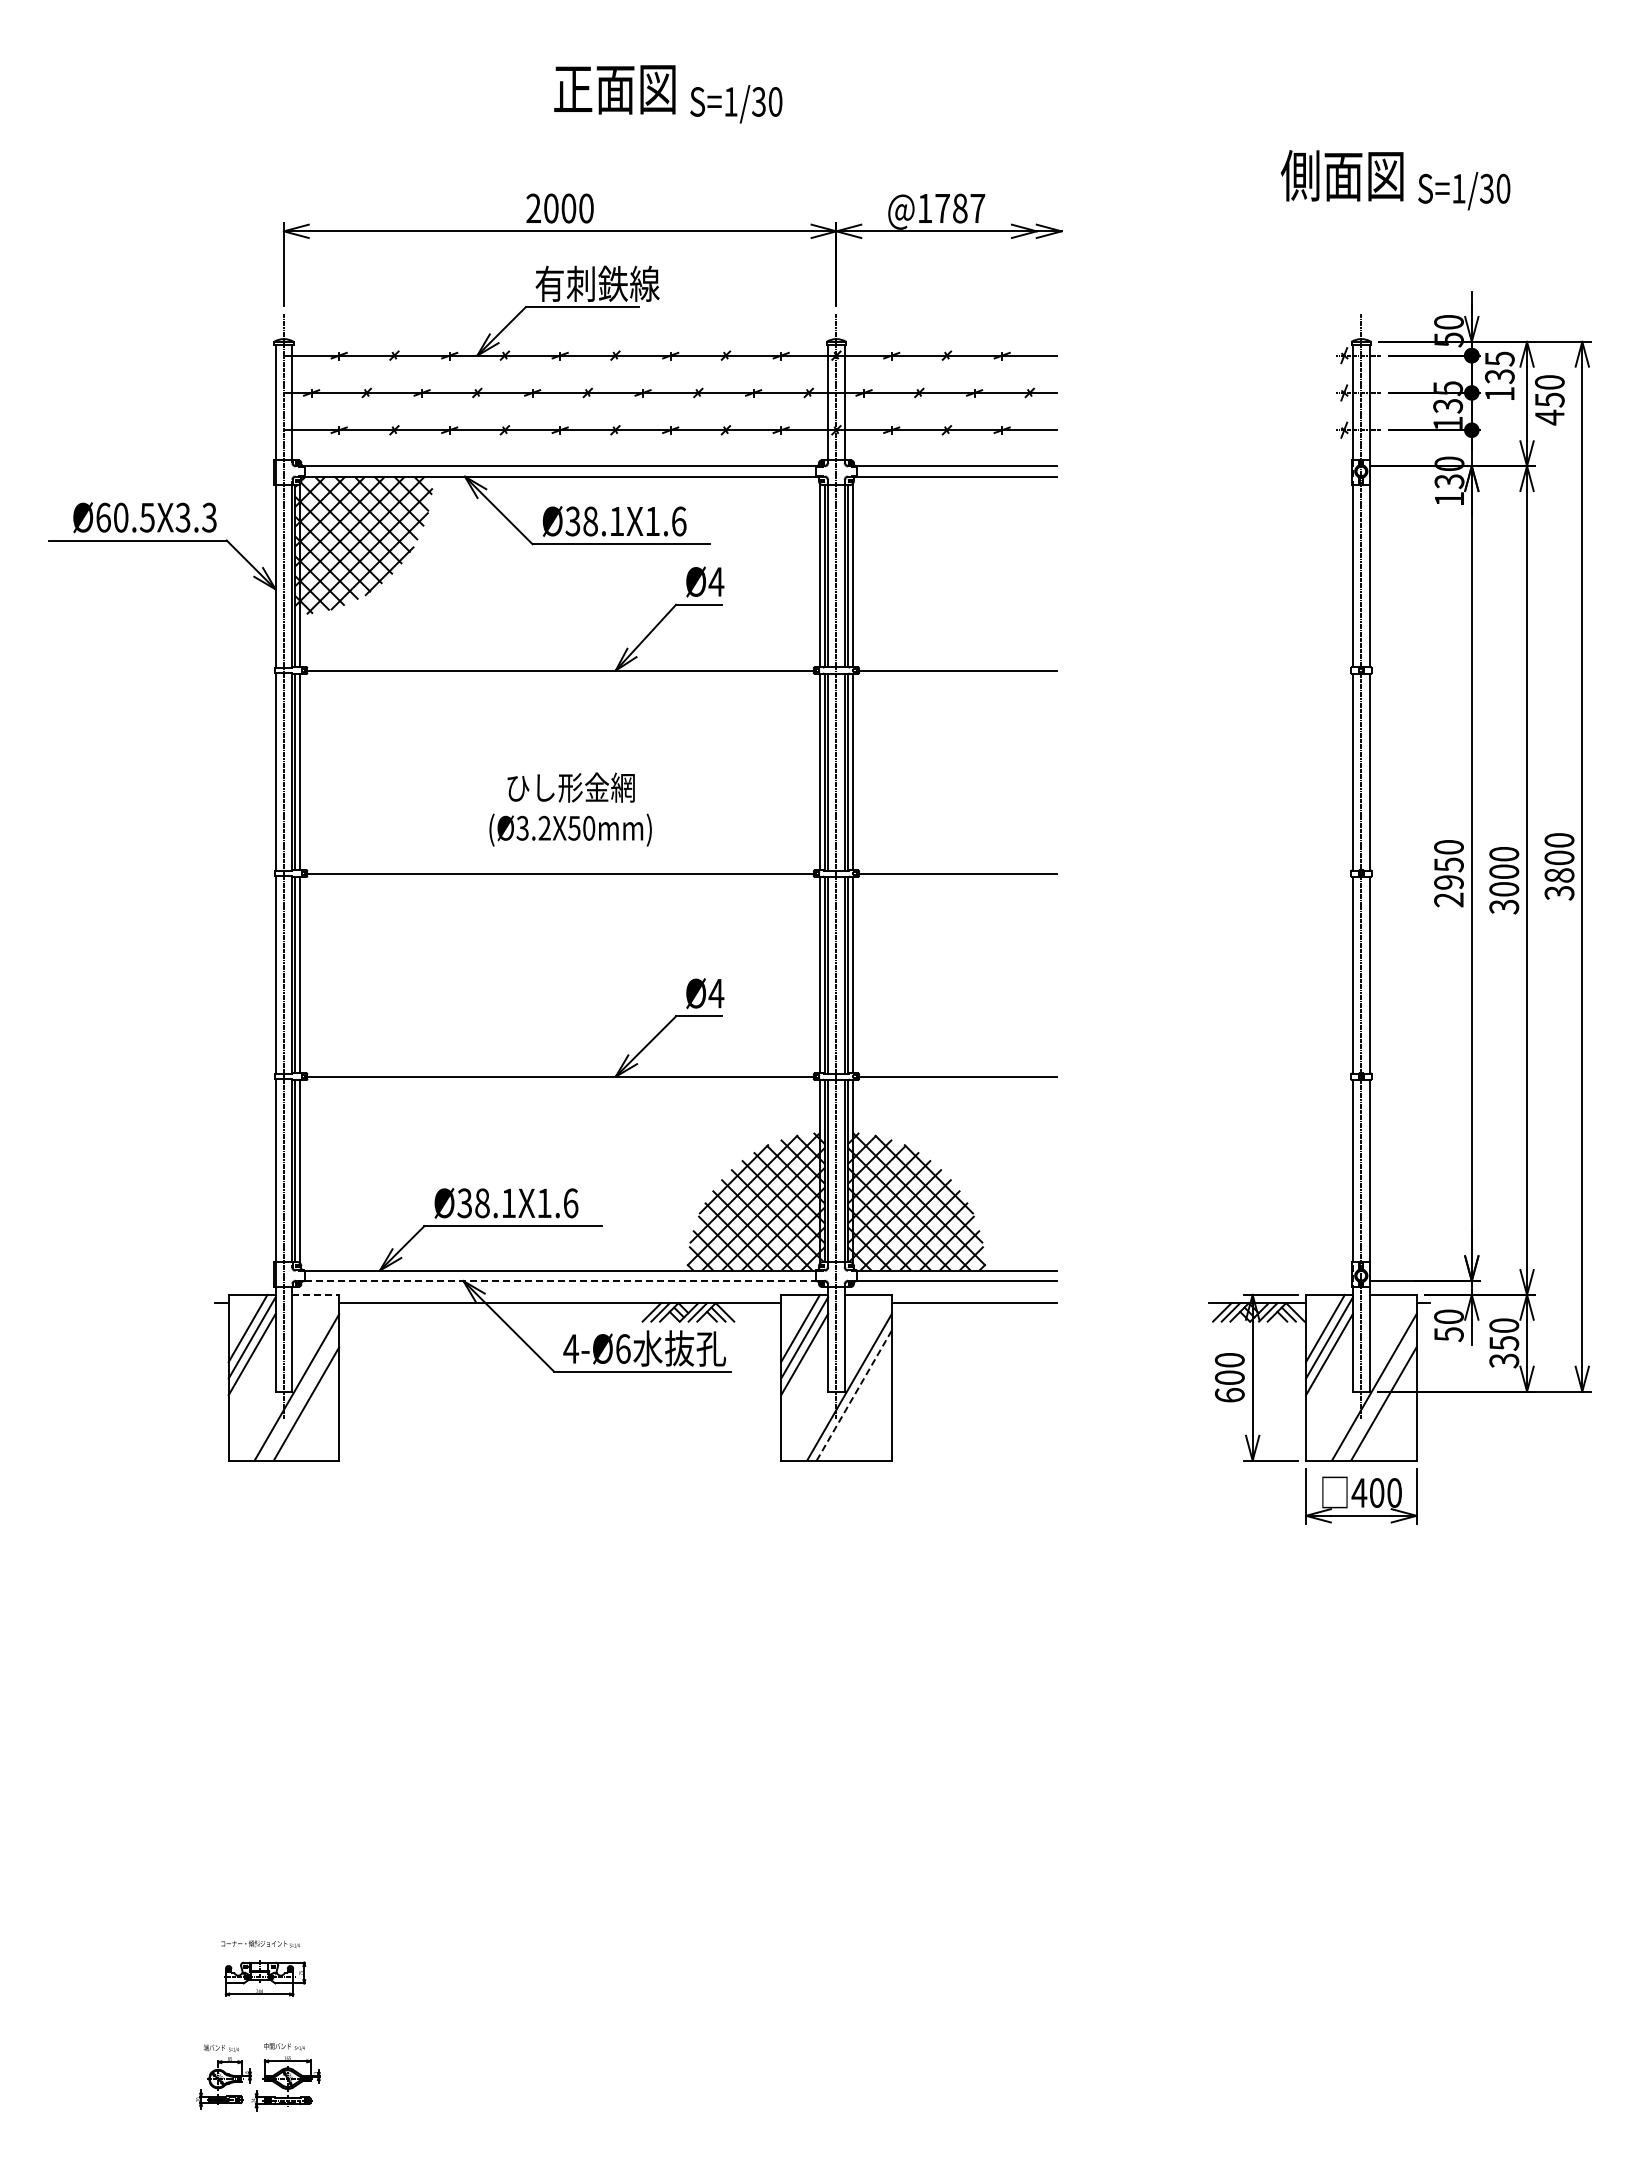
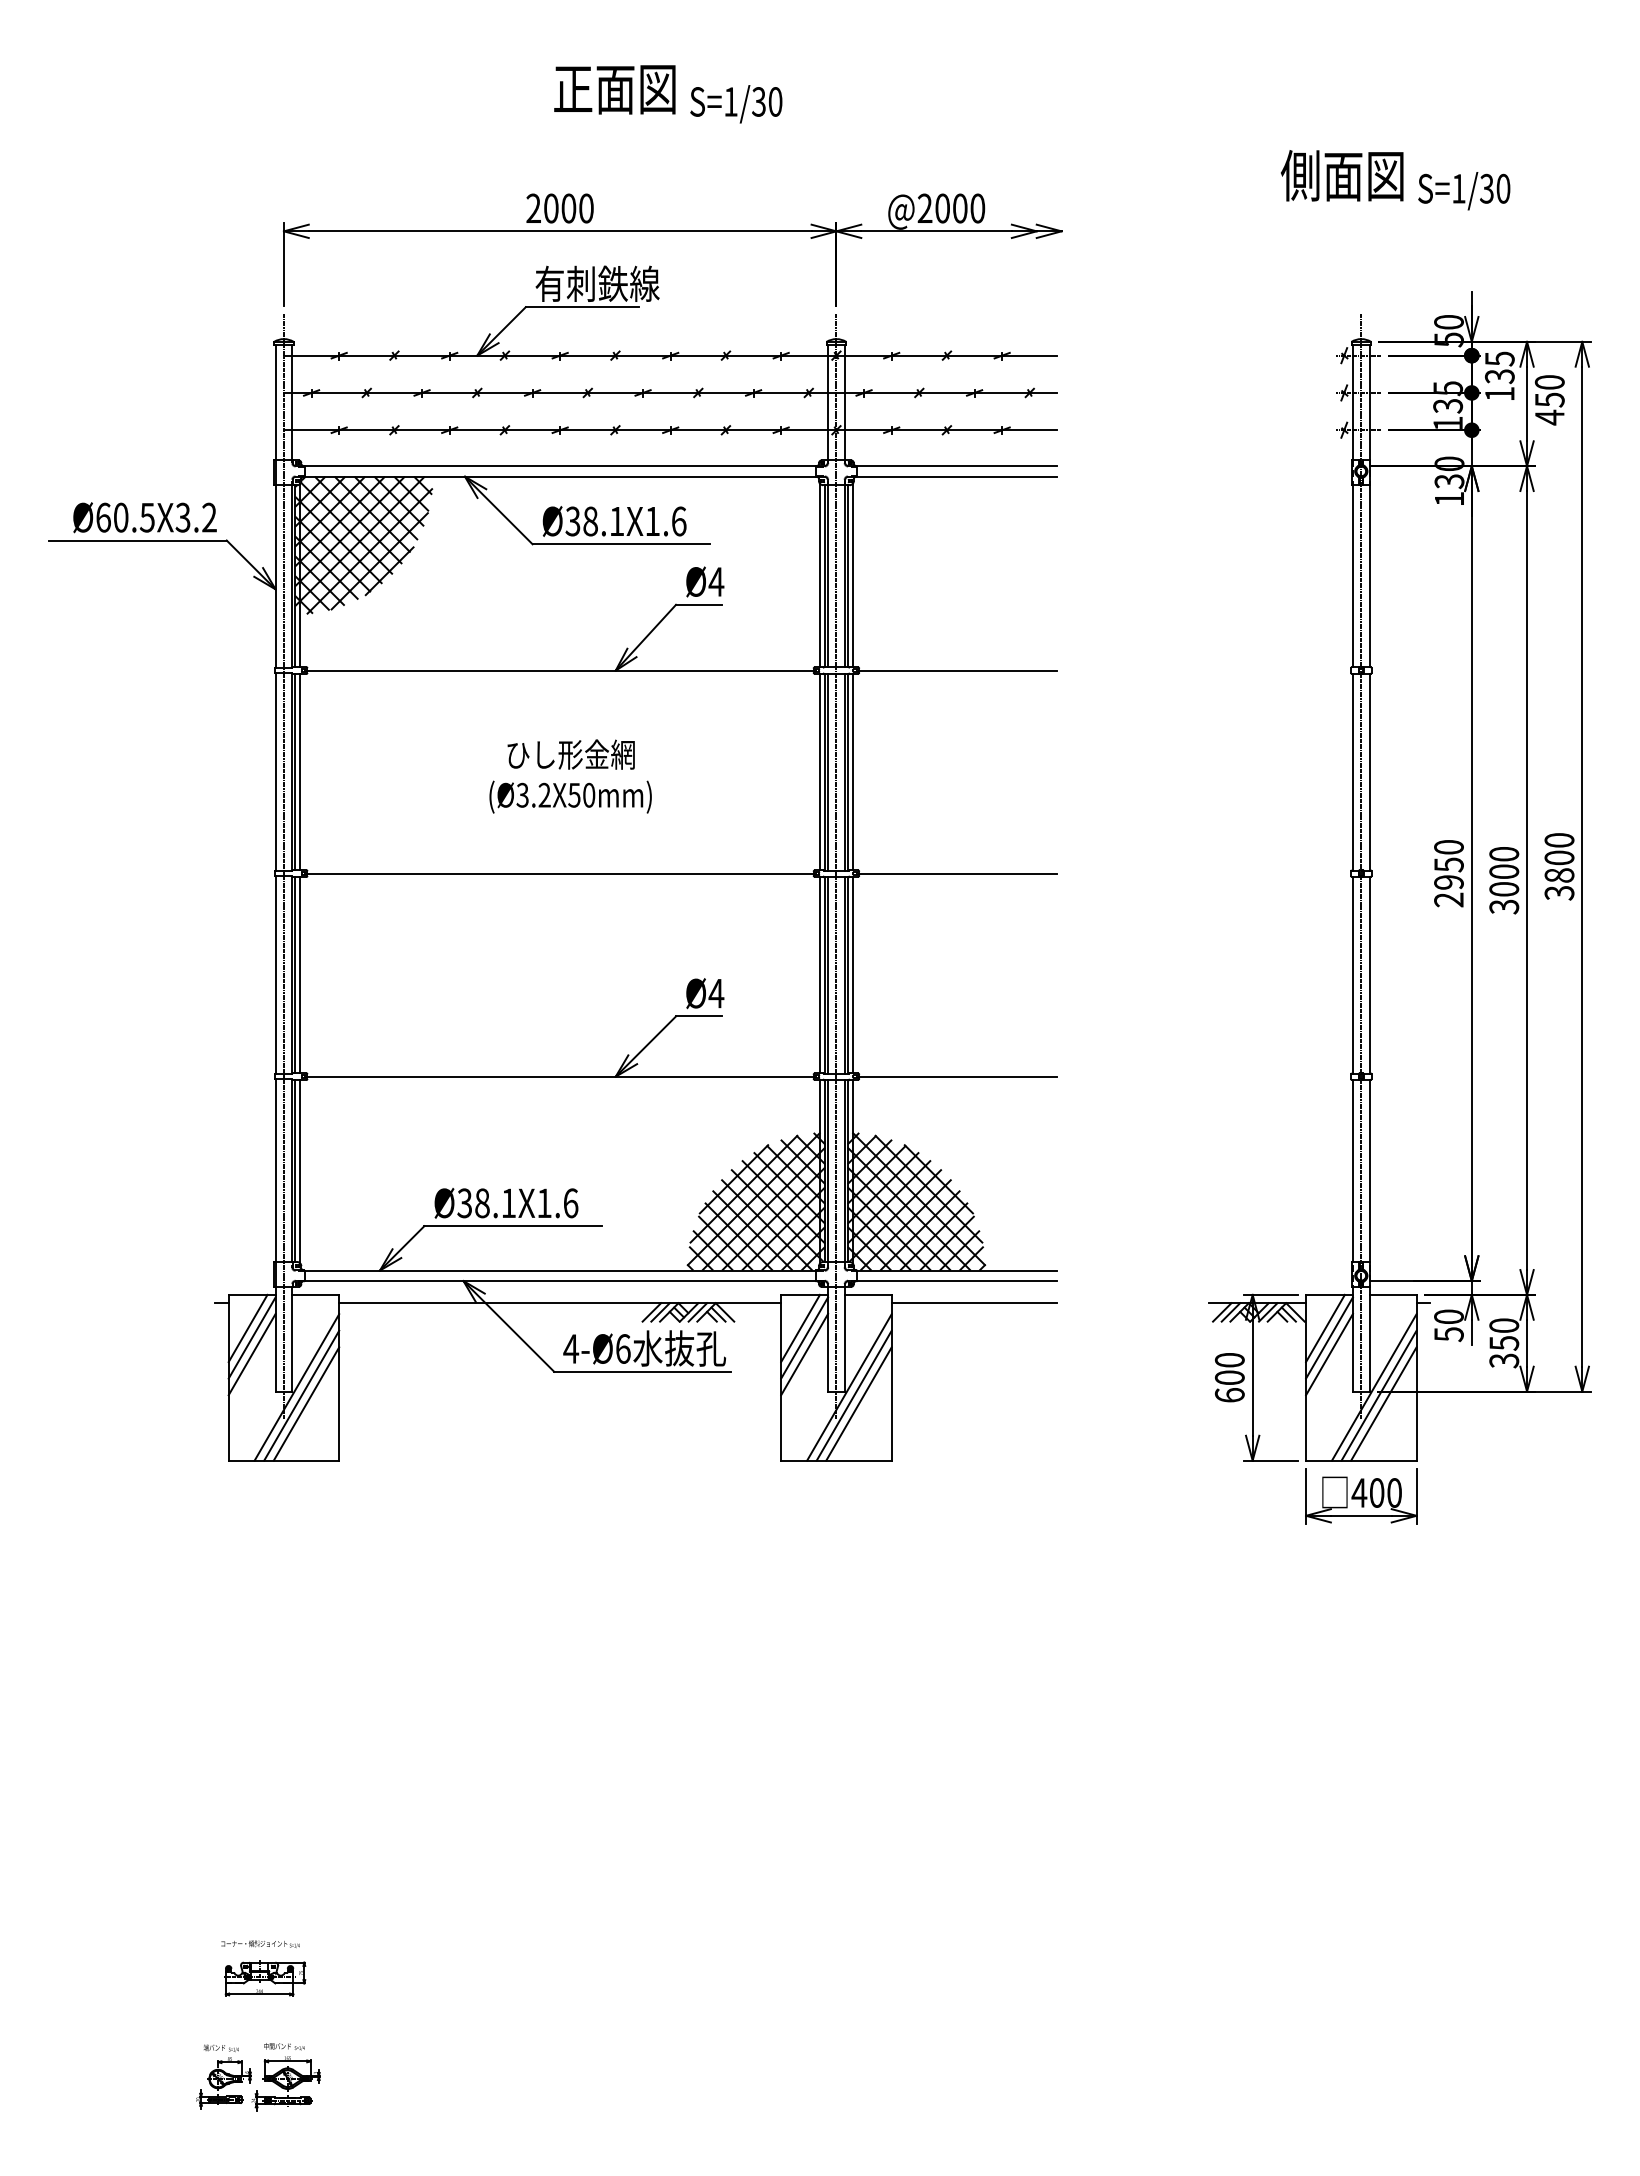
text: @1787 -> @2000 (951, 208)
text: Ø60.5X3.3 -> Ø60.5X3.2 (209, 517)
text position: (570, 809) -> (570, 776) (570, 776)
line: dashed -> solid (560, 1281)
line: dashed -> solid (316, 1294)
line: none -> present (301, 1395)
line: dashed -> solid (854, 1395)
line: none -> present (1378, 1395)
line: none -> present (858, 1403)
